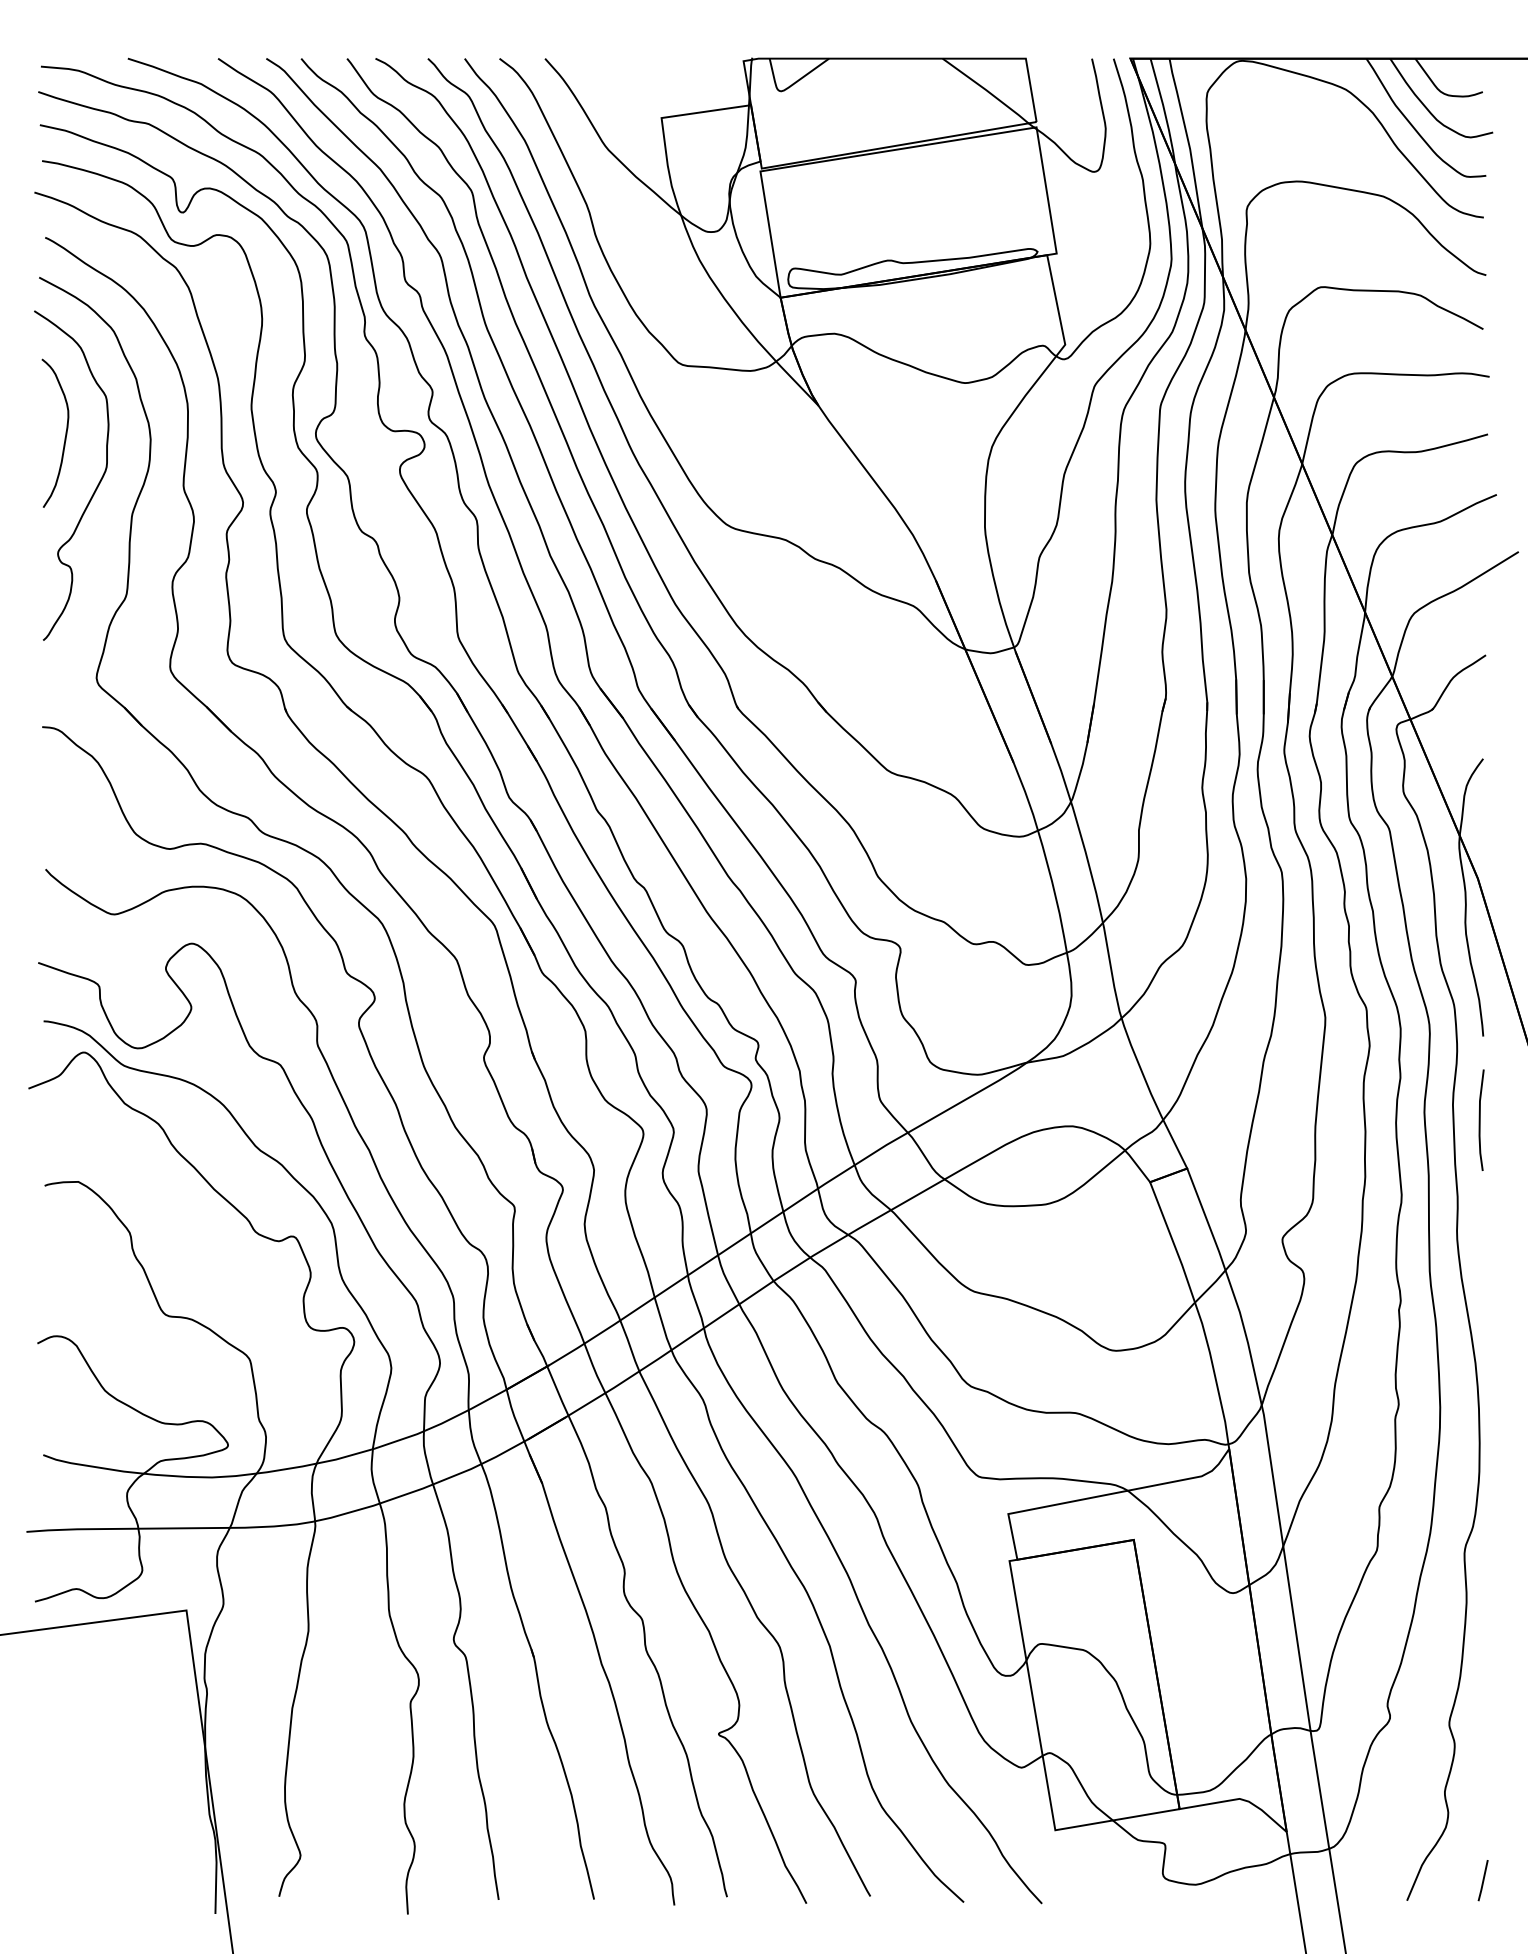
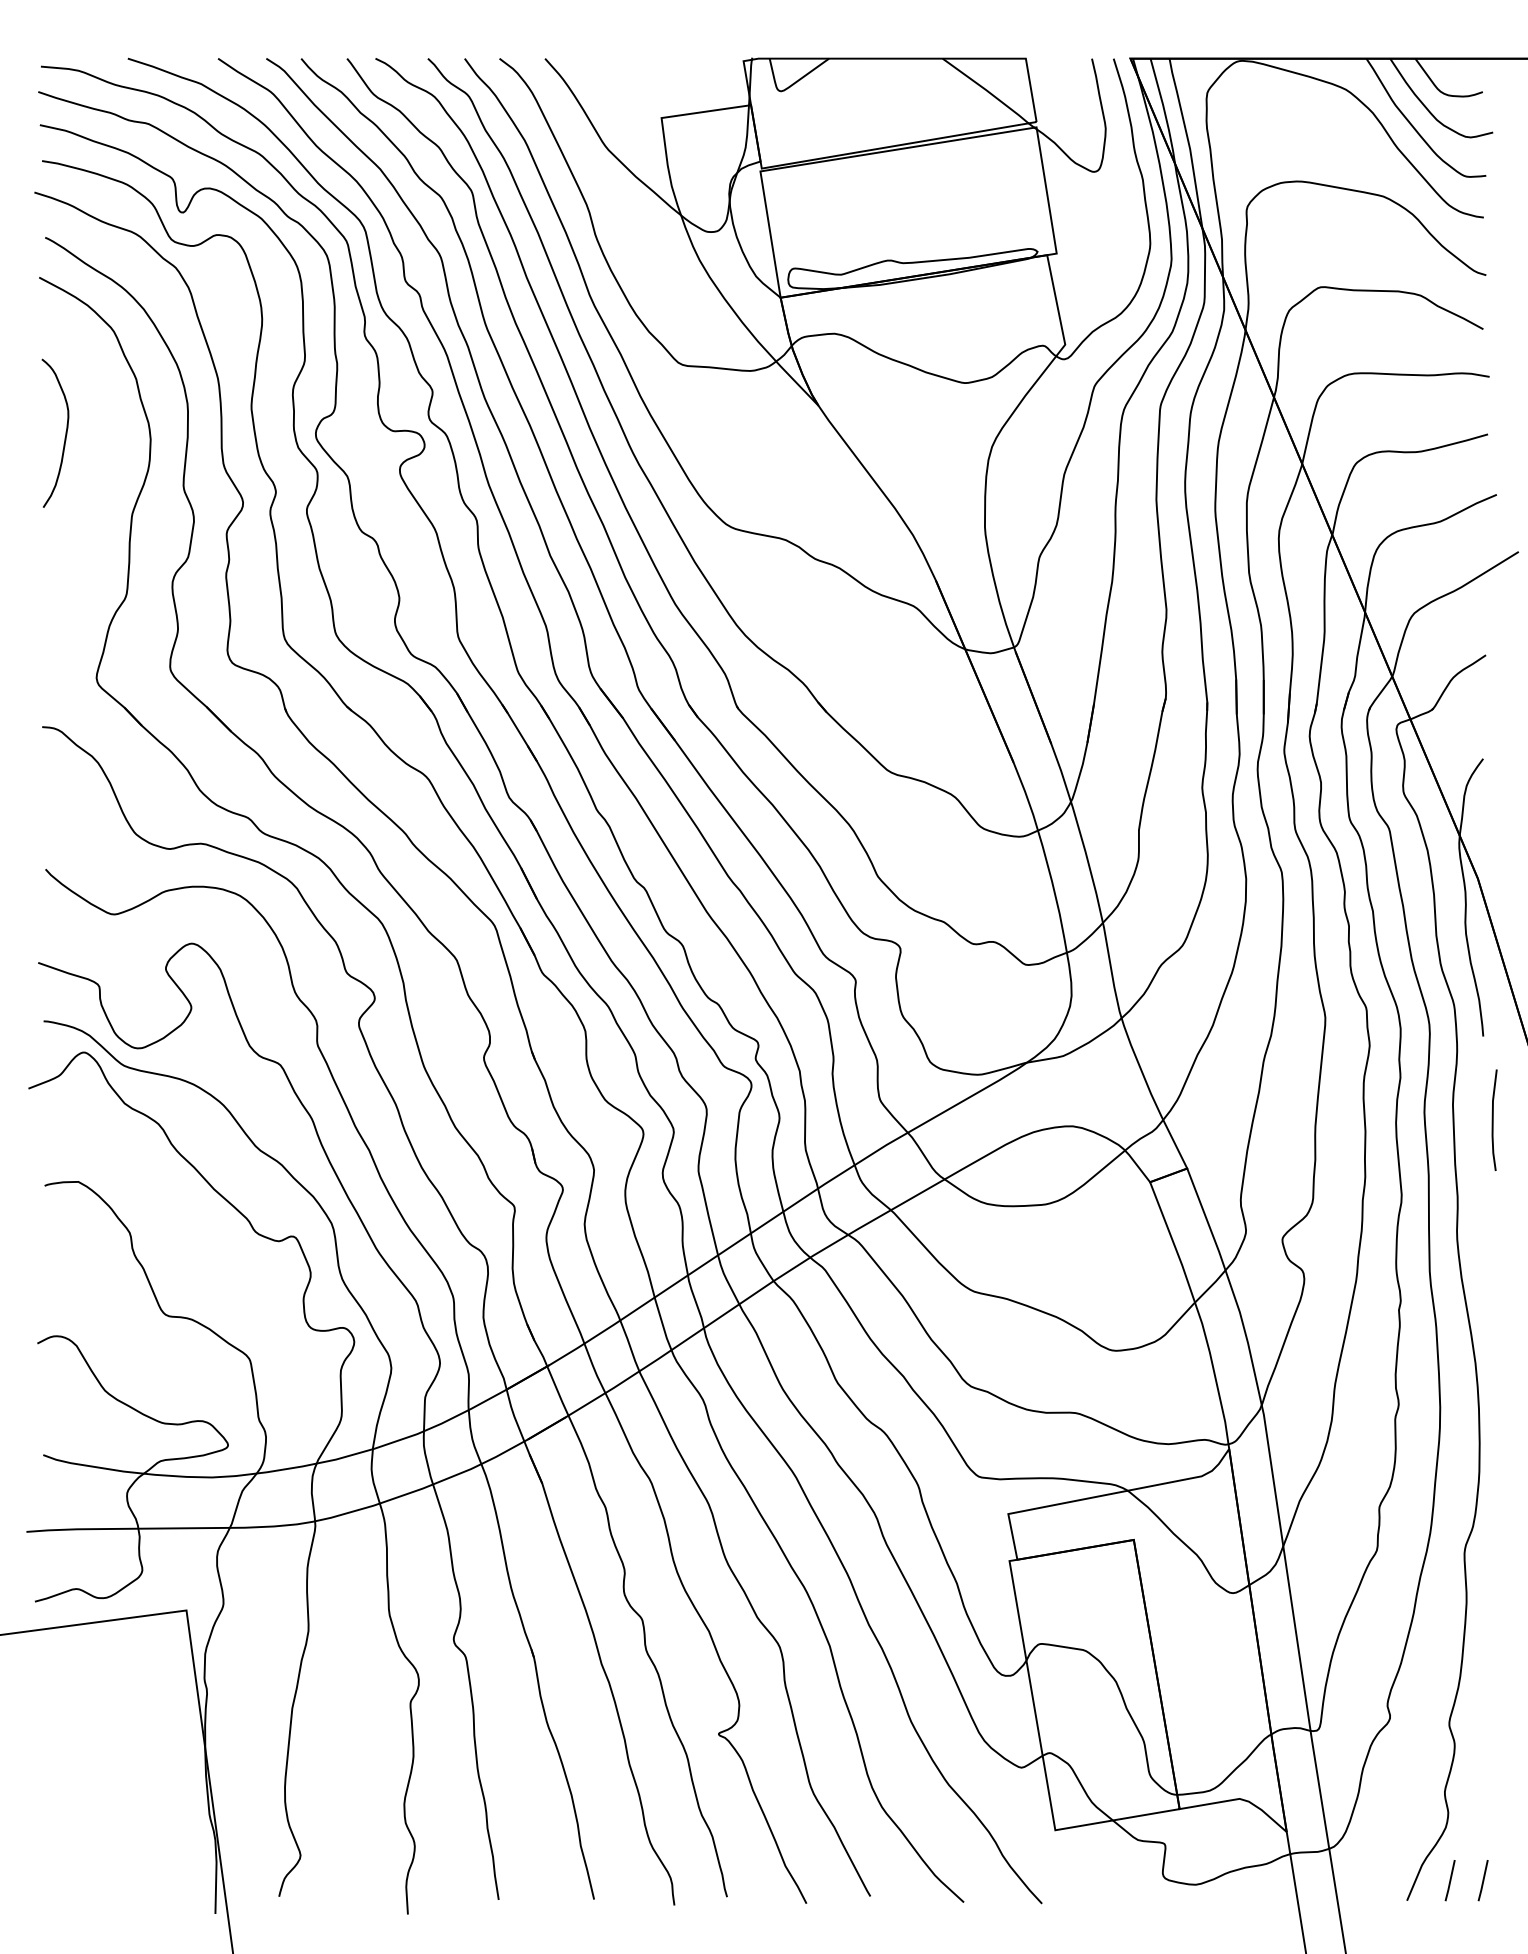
curve: present -> none (95, 488)
line position: (1480, 1119) -> (1493, 1119) (1493, 1119)
line: none -> present (1449, 1880)
